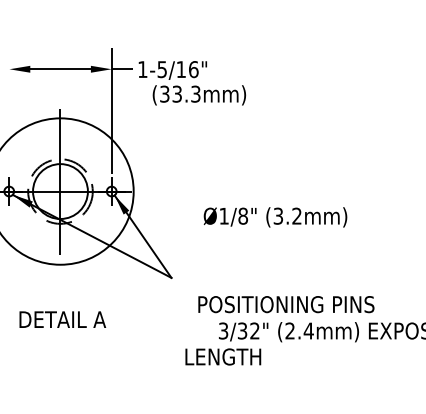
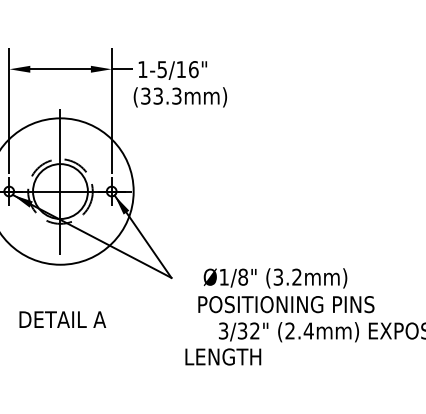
text position: (199, 95) -> (180, 97) (180, 97)
line: none -> present (9, 110)
text position: (275, 217) -> (275, 278) (275, 278)
